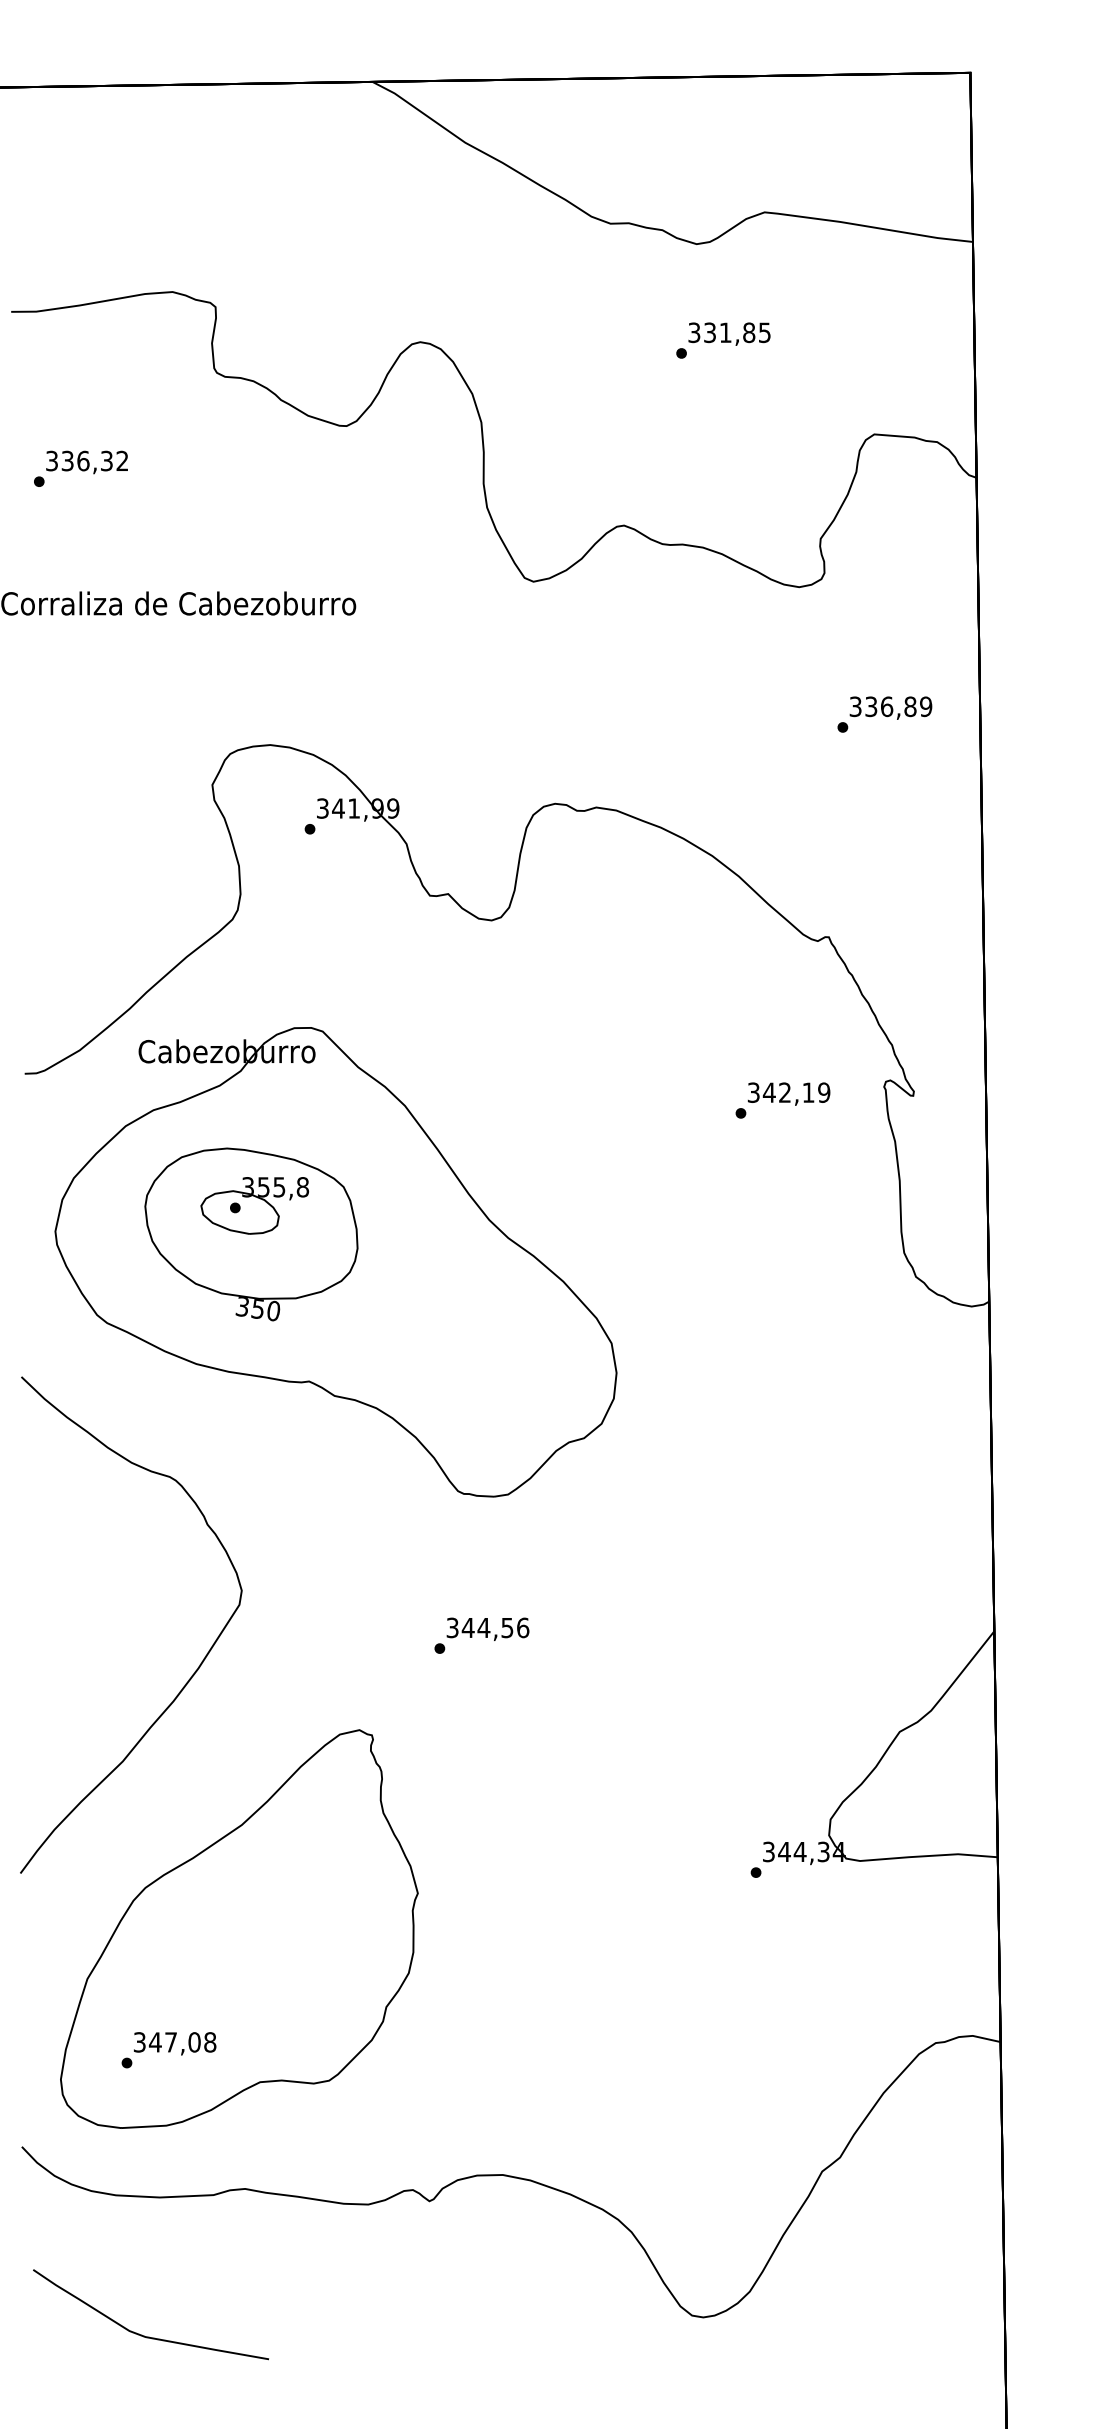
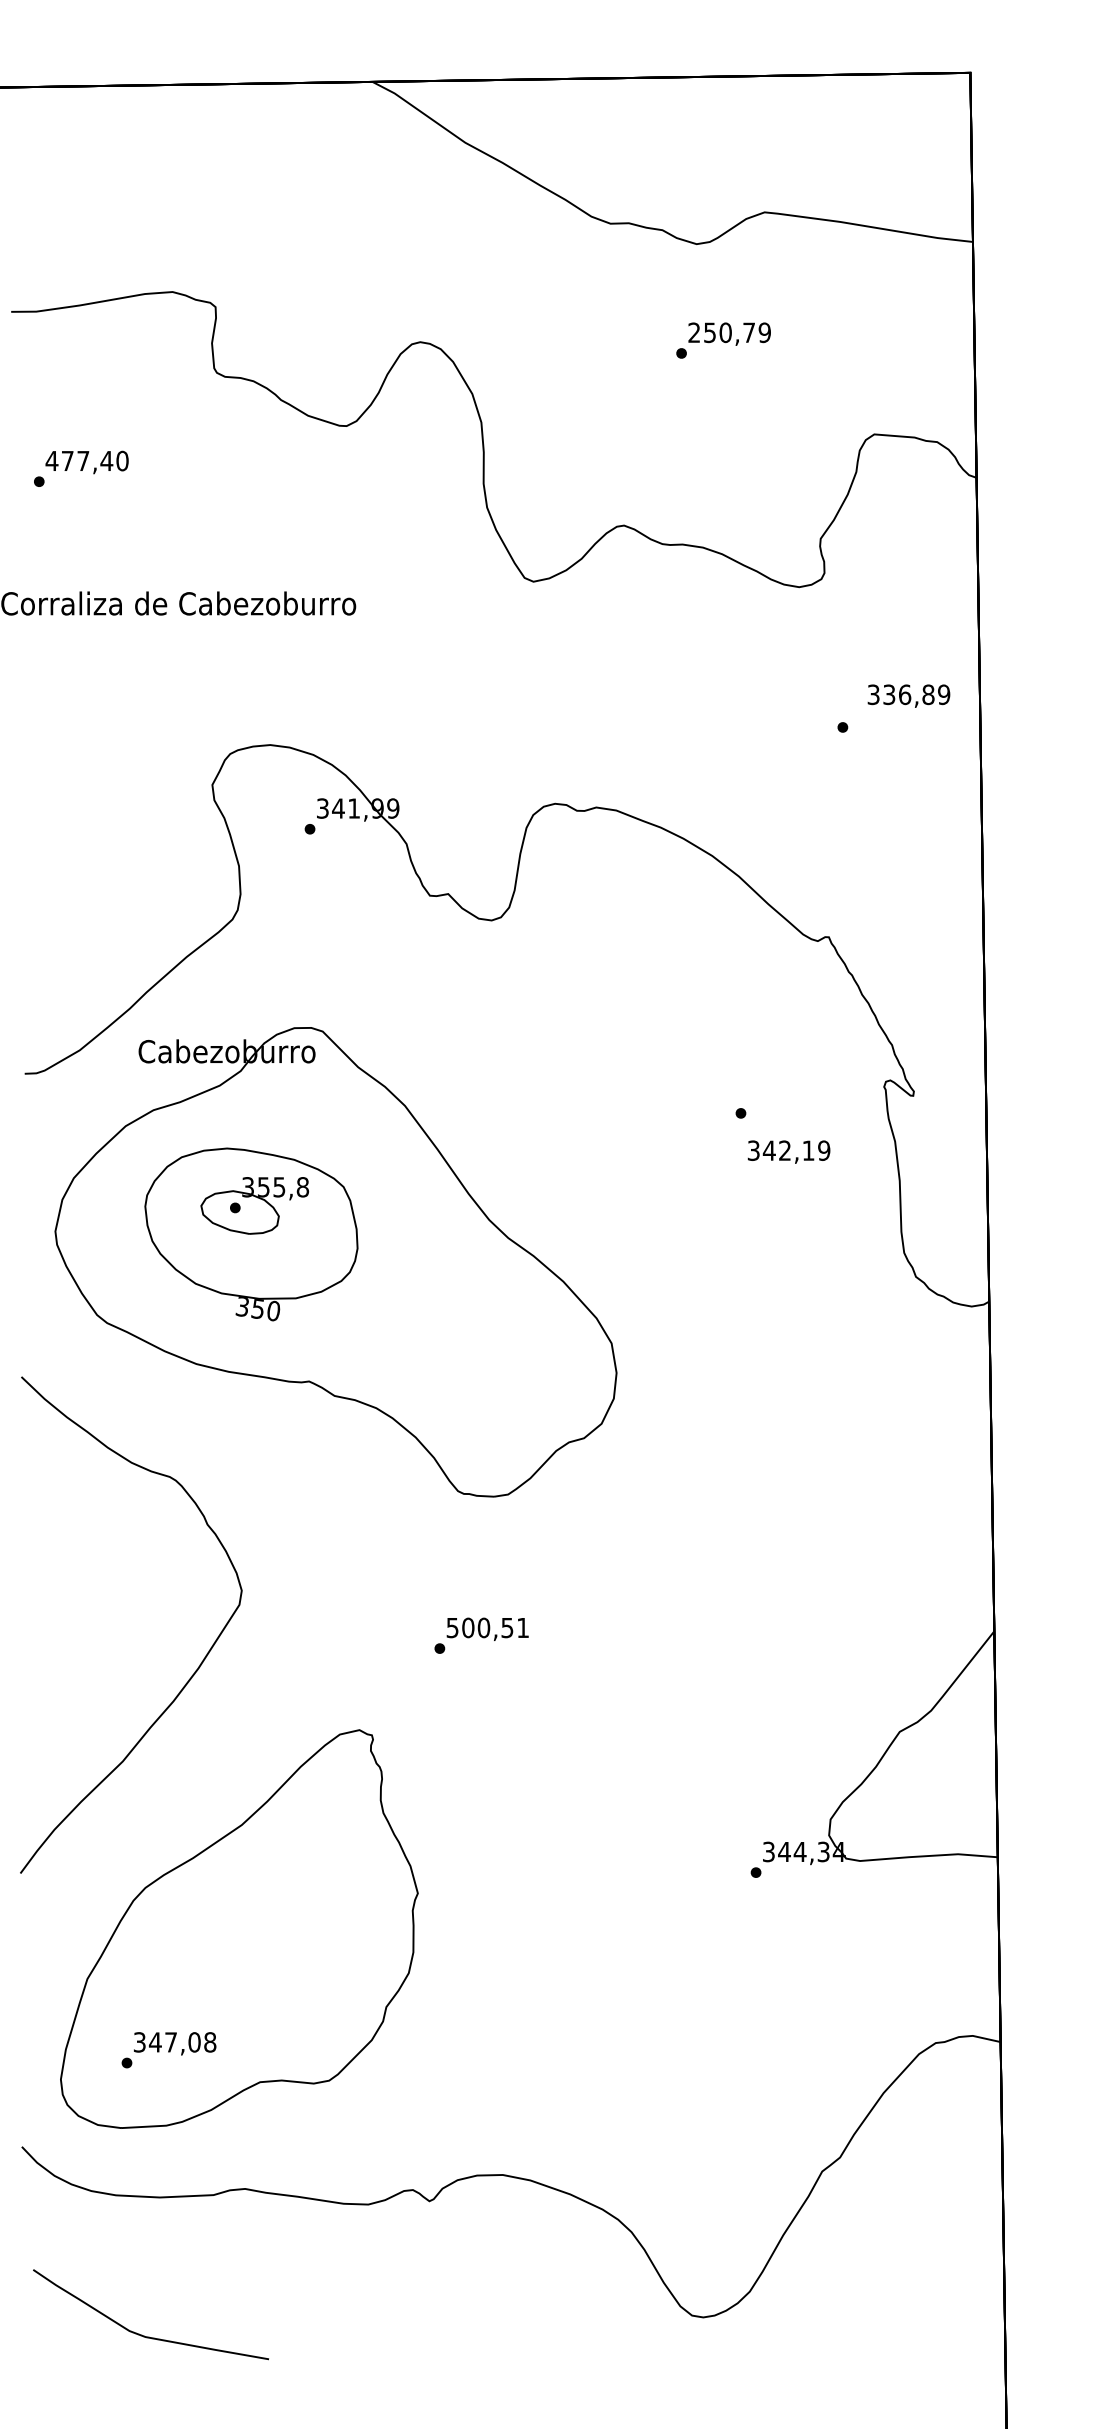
text: 331,85 -> 250,79 (729, 332)
text: 336,32 -> 477,40 (86, 460)
text position: (890, 707) -> (908, 695) (908, 695)
text position: (788, 1093) -> (788, 1151) (788, 1151)
text: 344,56 -> 500,51 (488, 1627)
